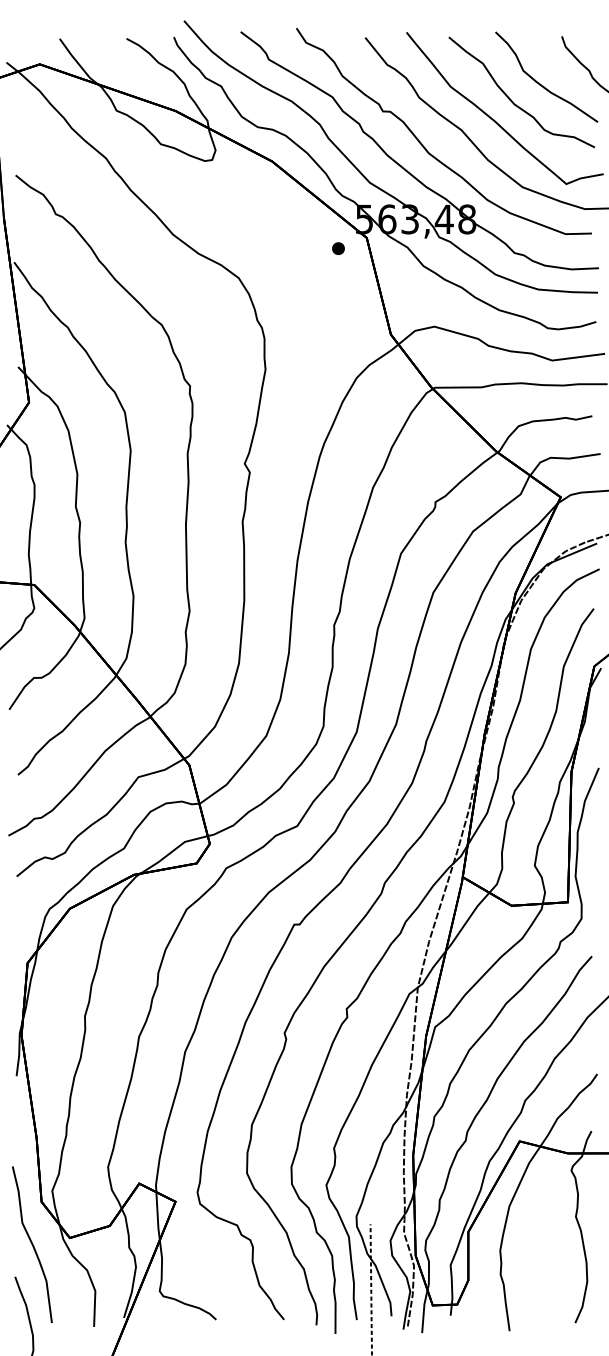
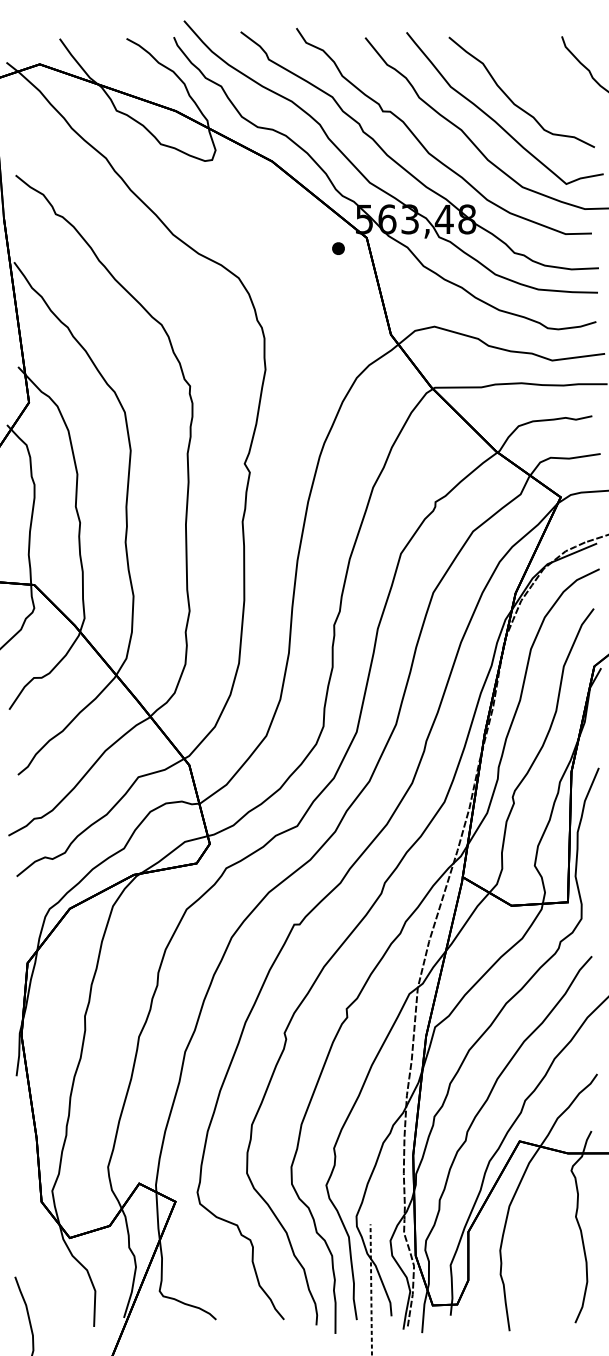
curve: present -> none (540, 83)
curve: present -> none (32, 1244)
